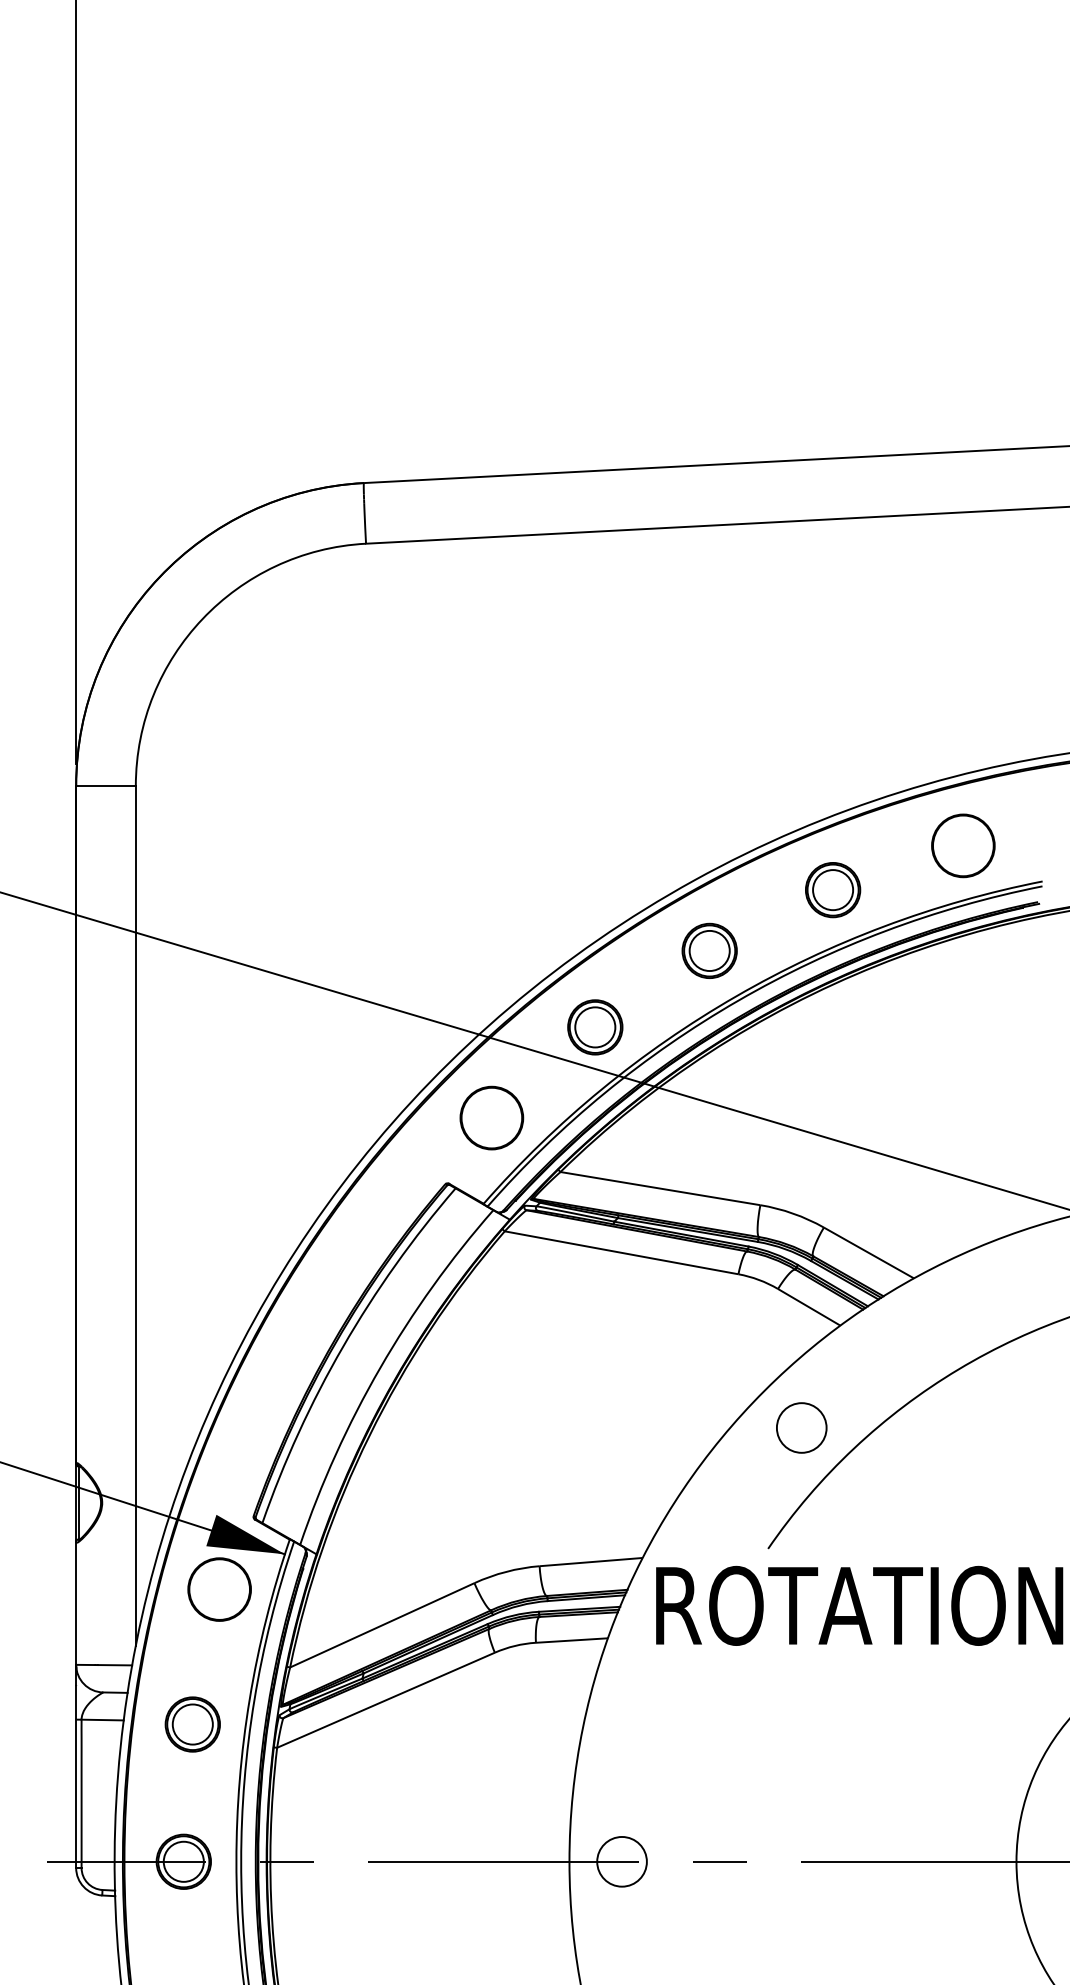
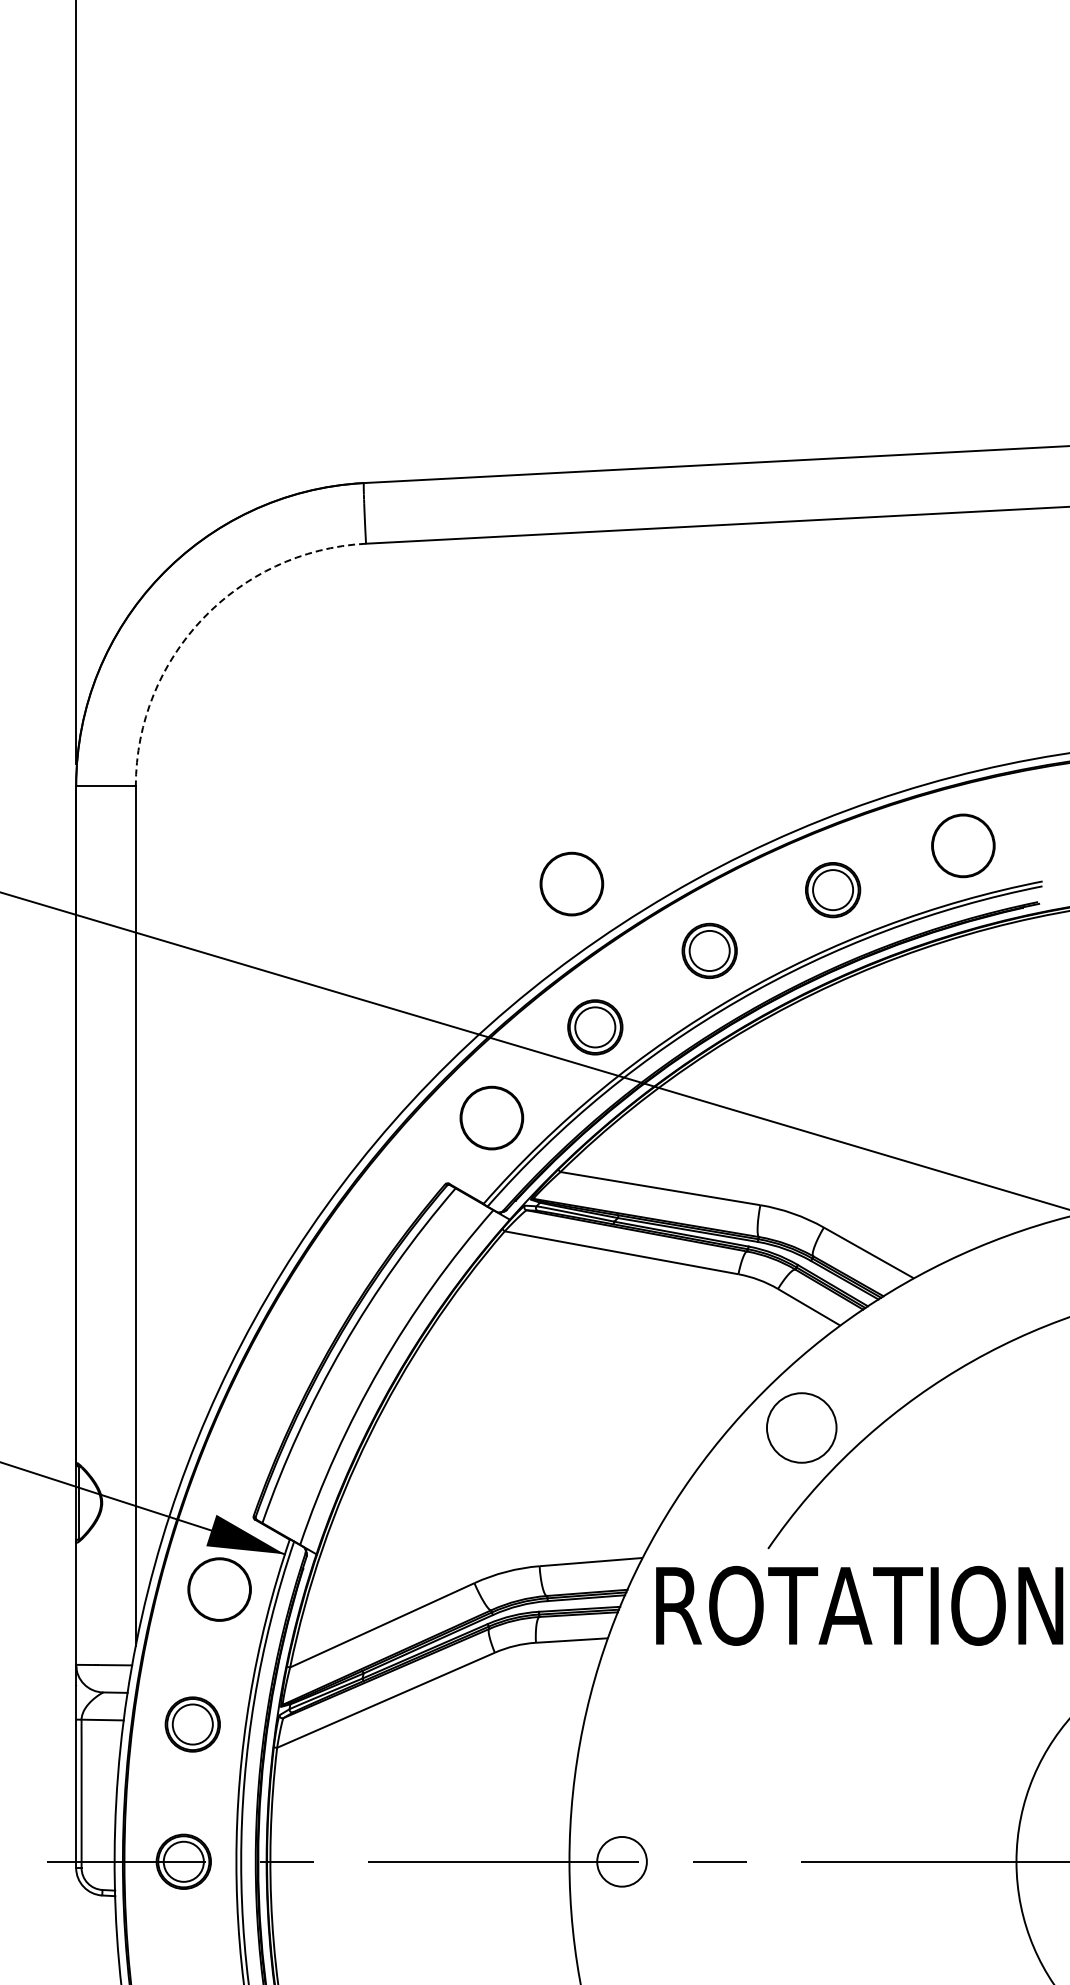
arc: solid -> dashed (202, 619)
part: none -> present (571, 883)
circle diameter: 50 px -> 70 px (801, 1427)
